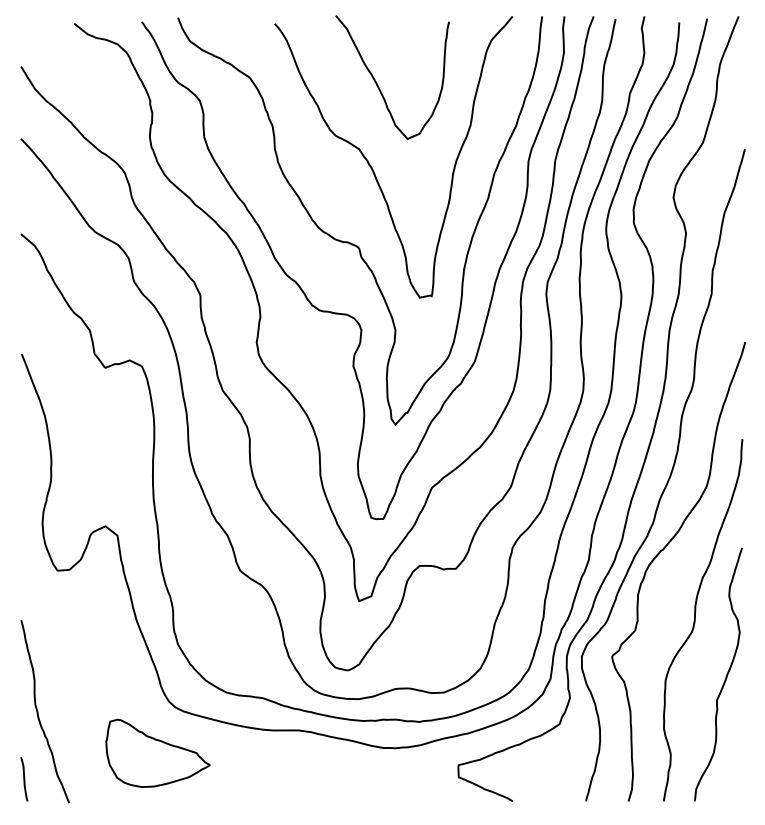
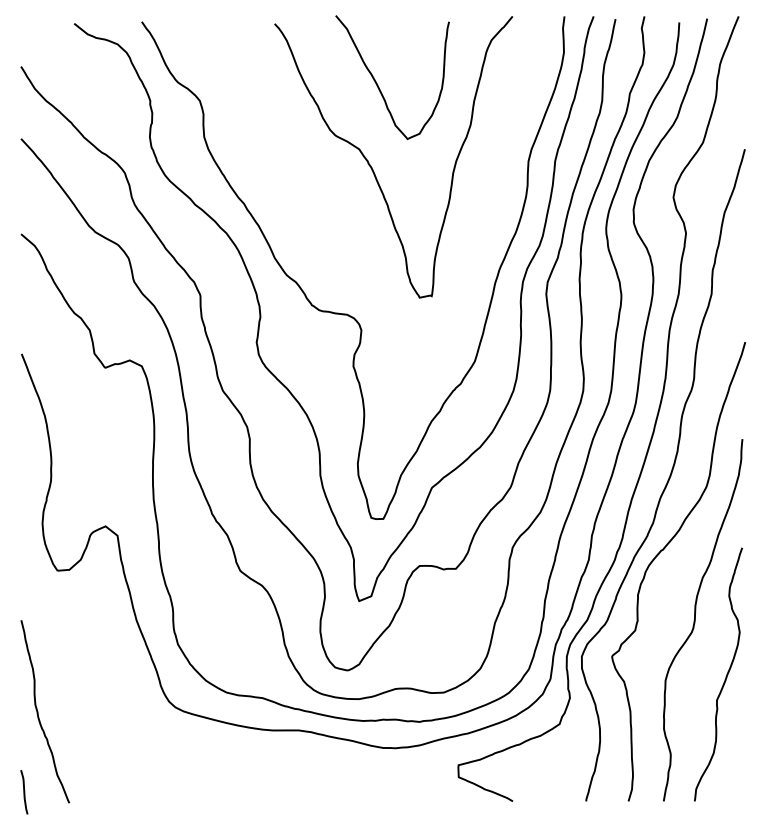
curve: present -> none (348, 241)
part: present -> none (157, 752)
line position: (24, 779) -> (24, 792) (24, 792)
